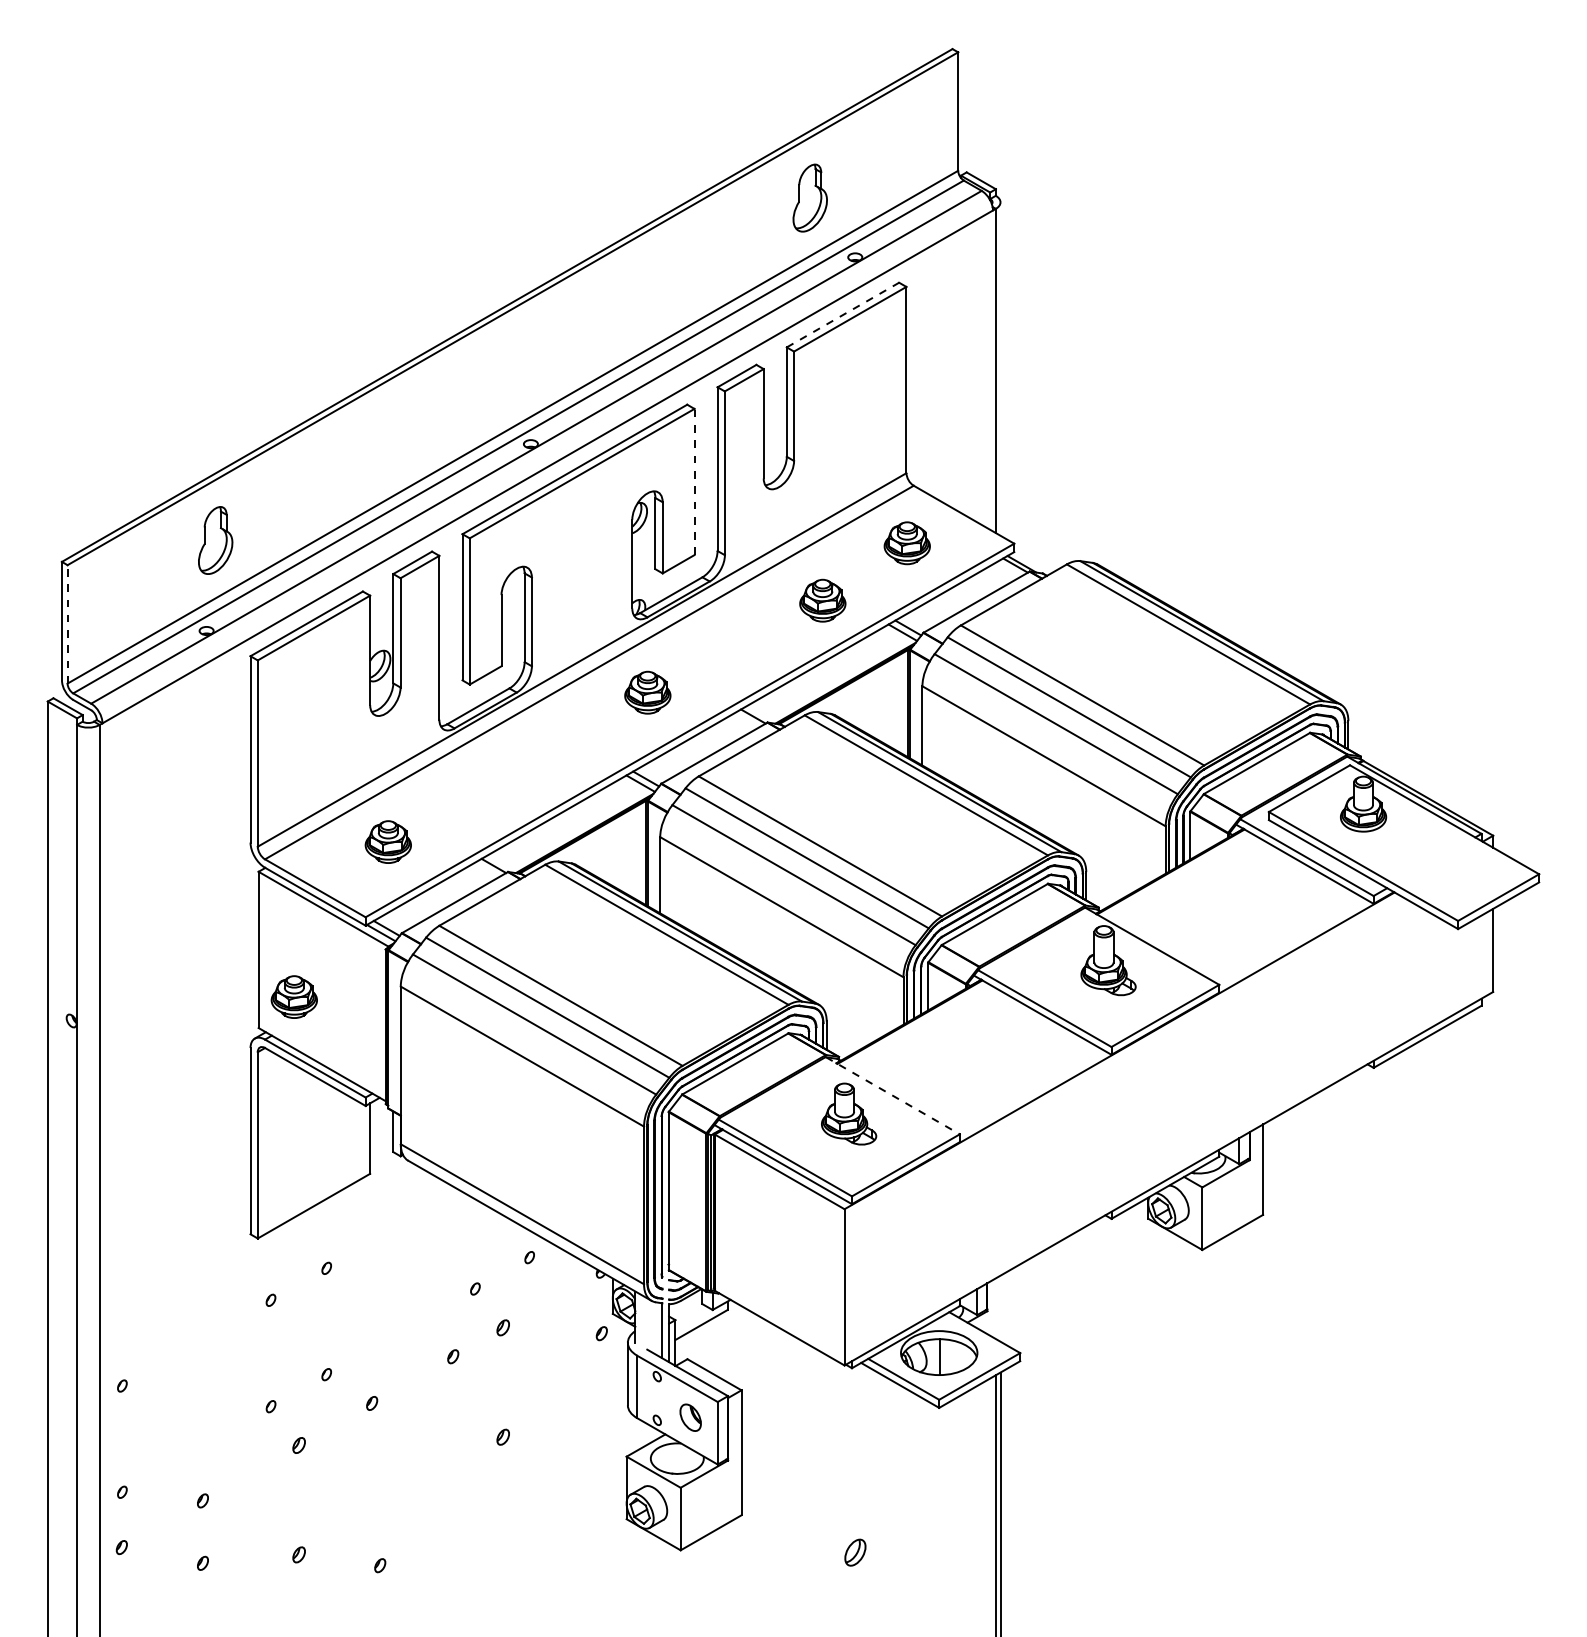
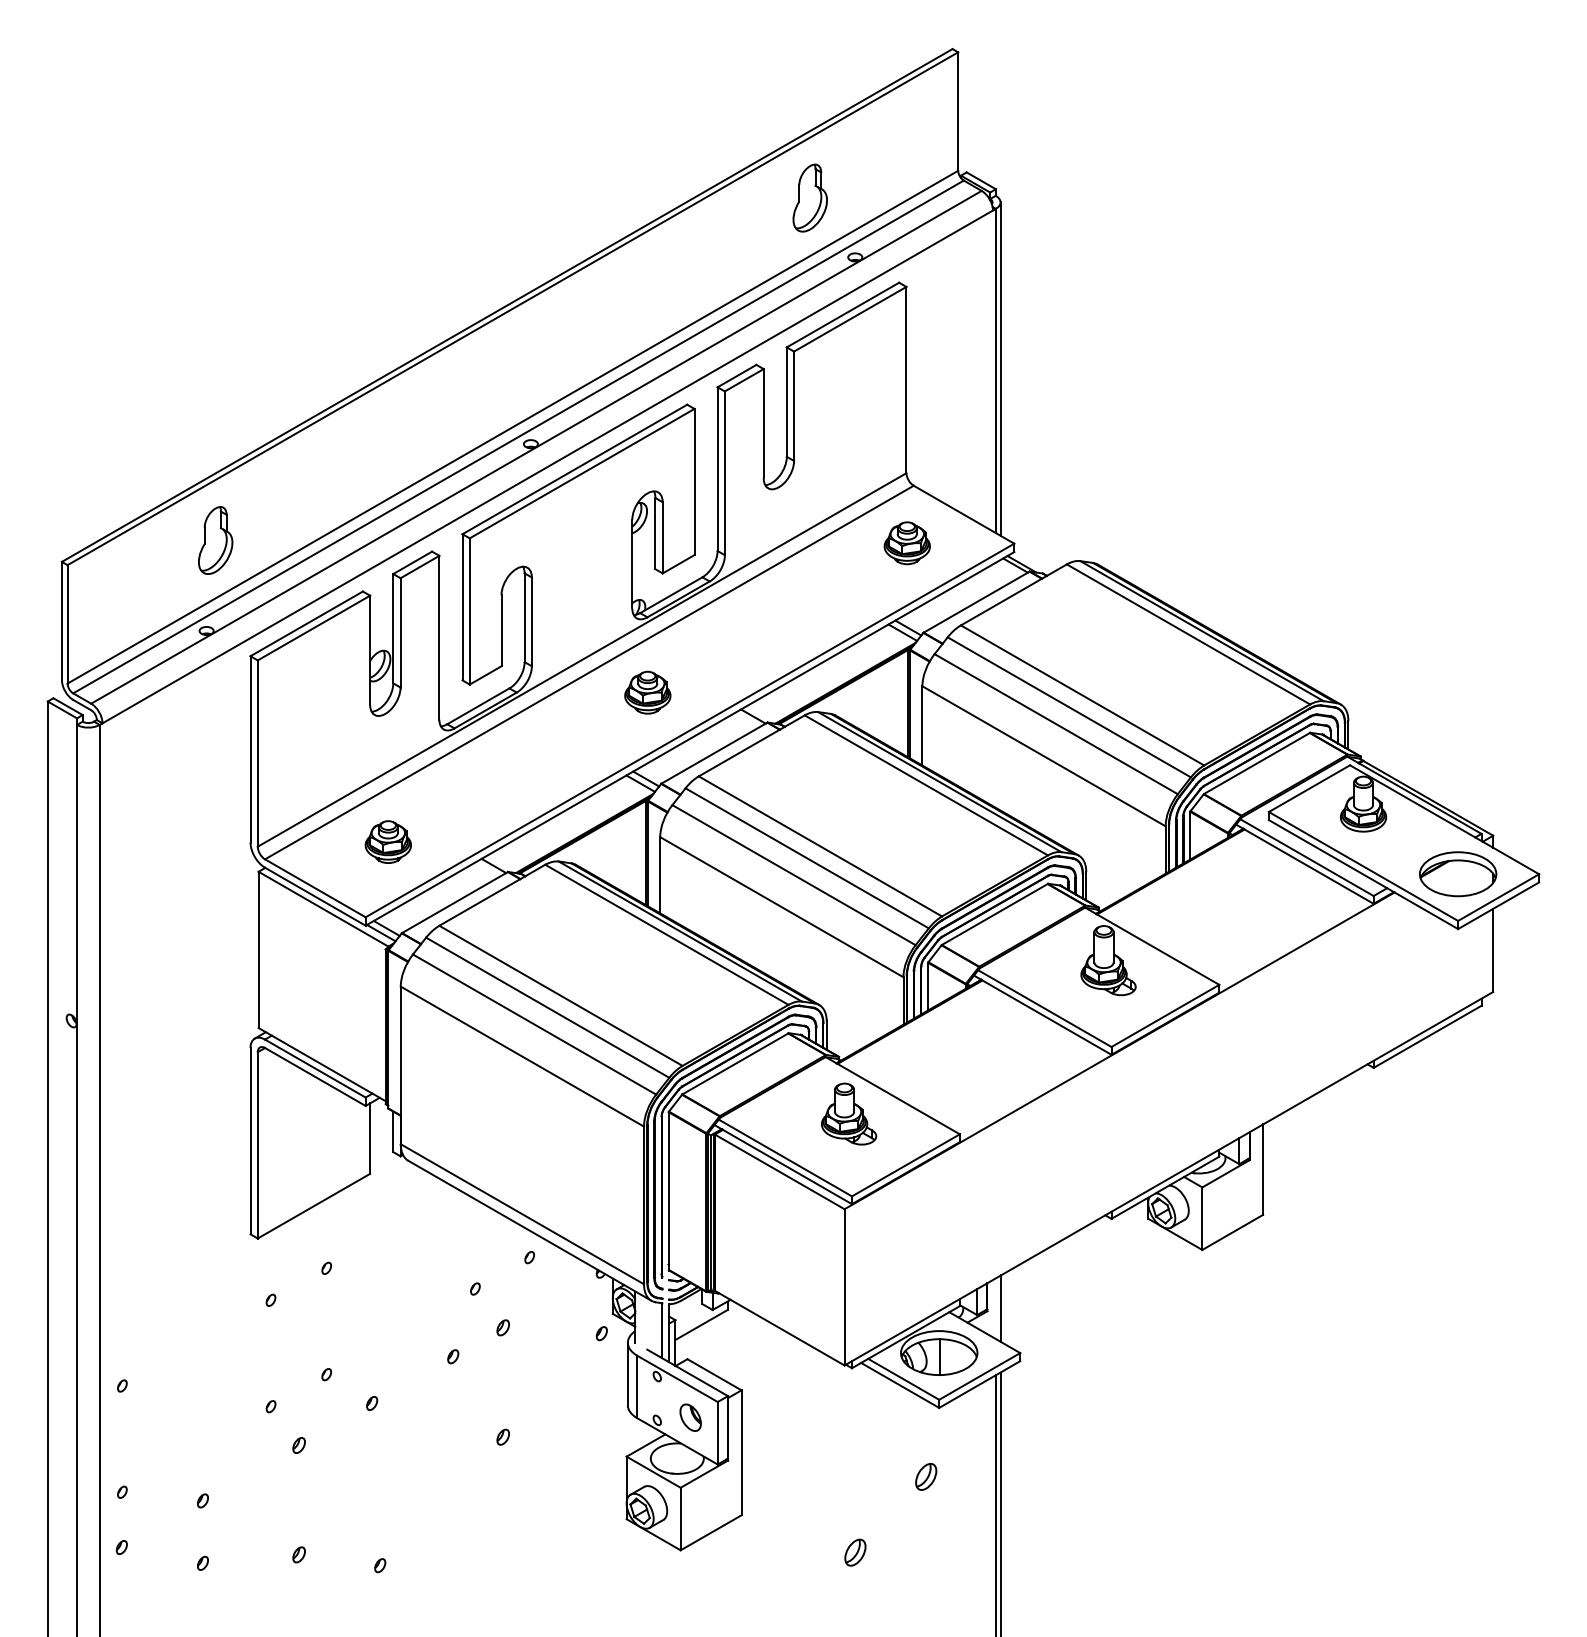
line: dashed -> solid (842, 315)
line: none -> present (1000, 368)
line: dashed -> solid (694, 481)
part: present -> none (822, 600)
line: dashed -> solid (67, 623)
part: none -> present (1458, 874)
part: present -> none (293, 996)
line: dashed -> solid (893, 1096)
line: none -> present (1000, 1308)
part: none -> present (926, 1476)
